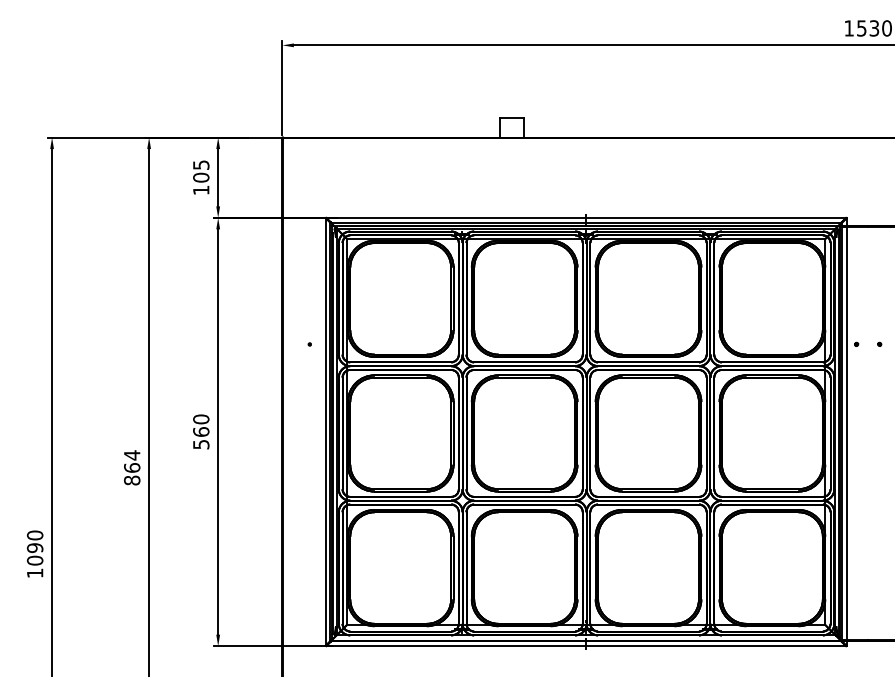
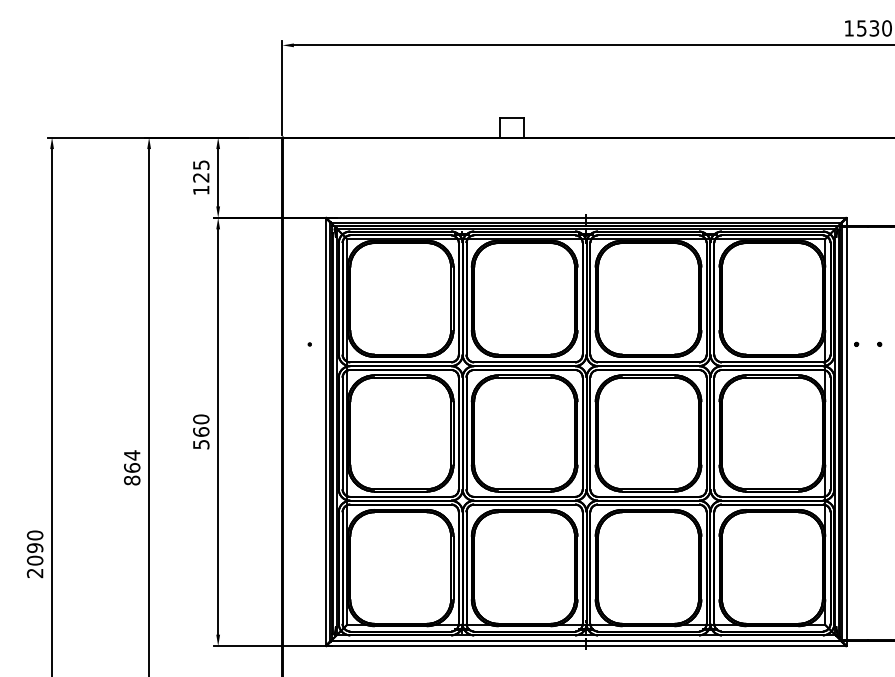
text: 105 -> 125 (201, 177)
text: 1090 -> 2090 (34, 573)
